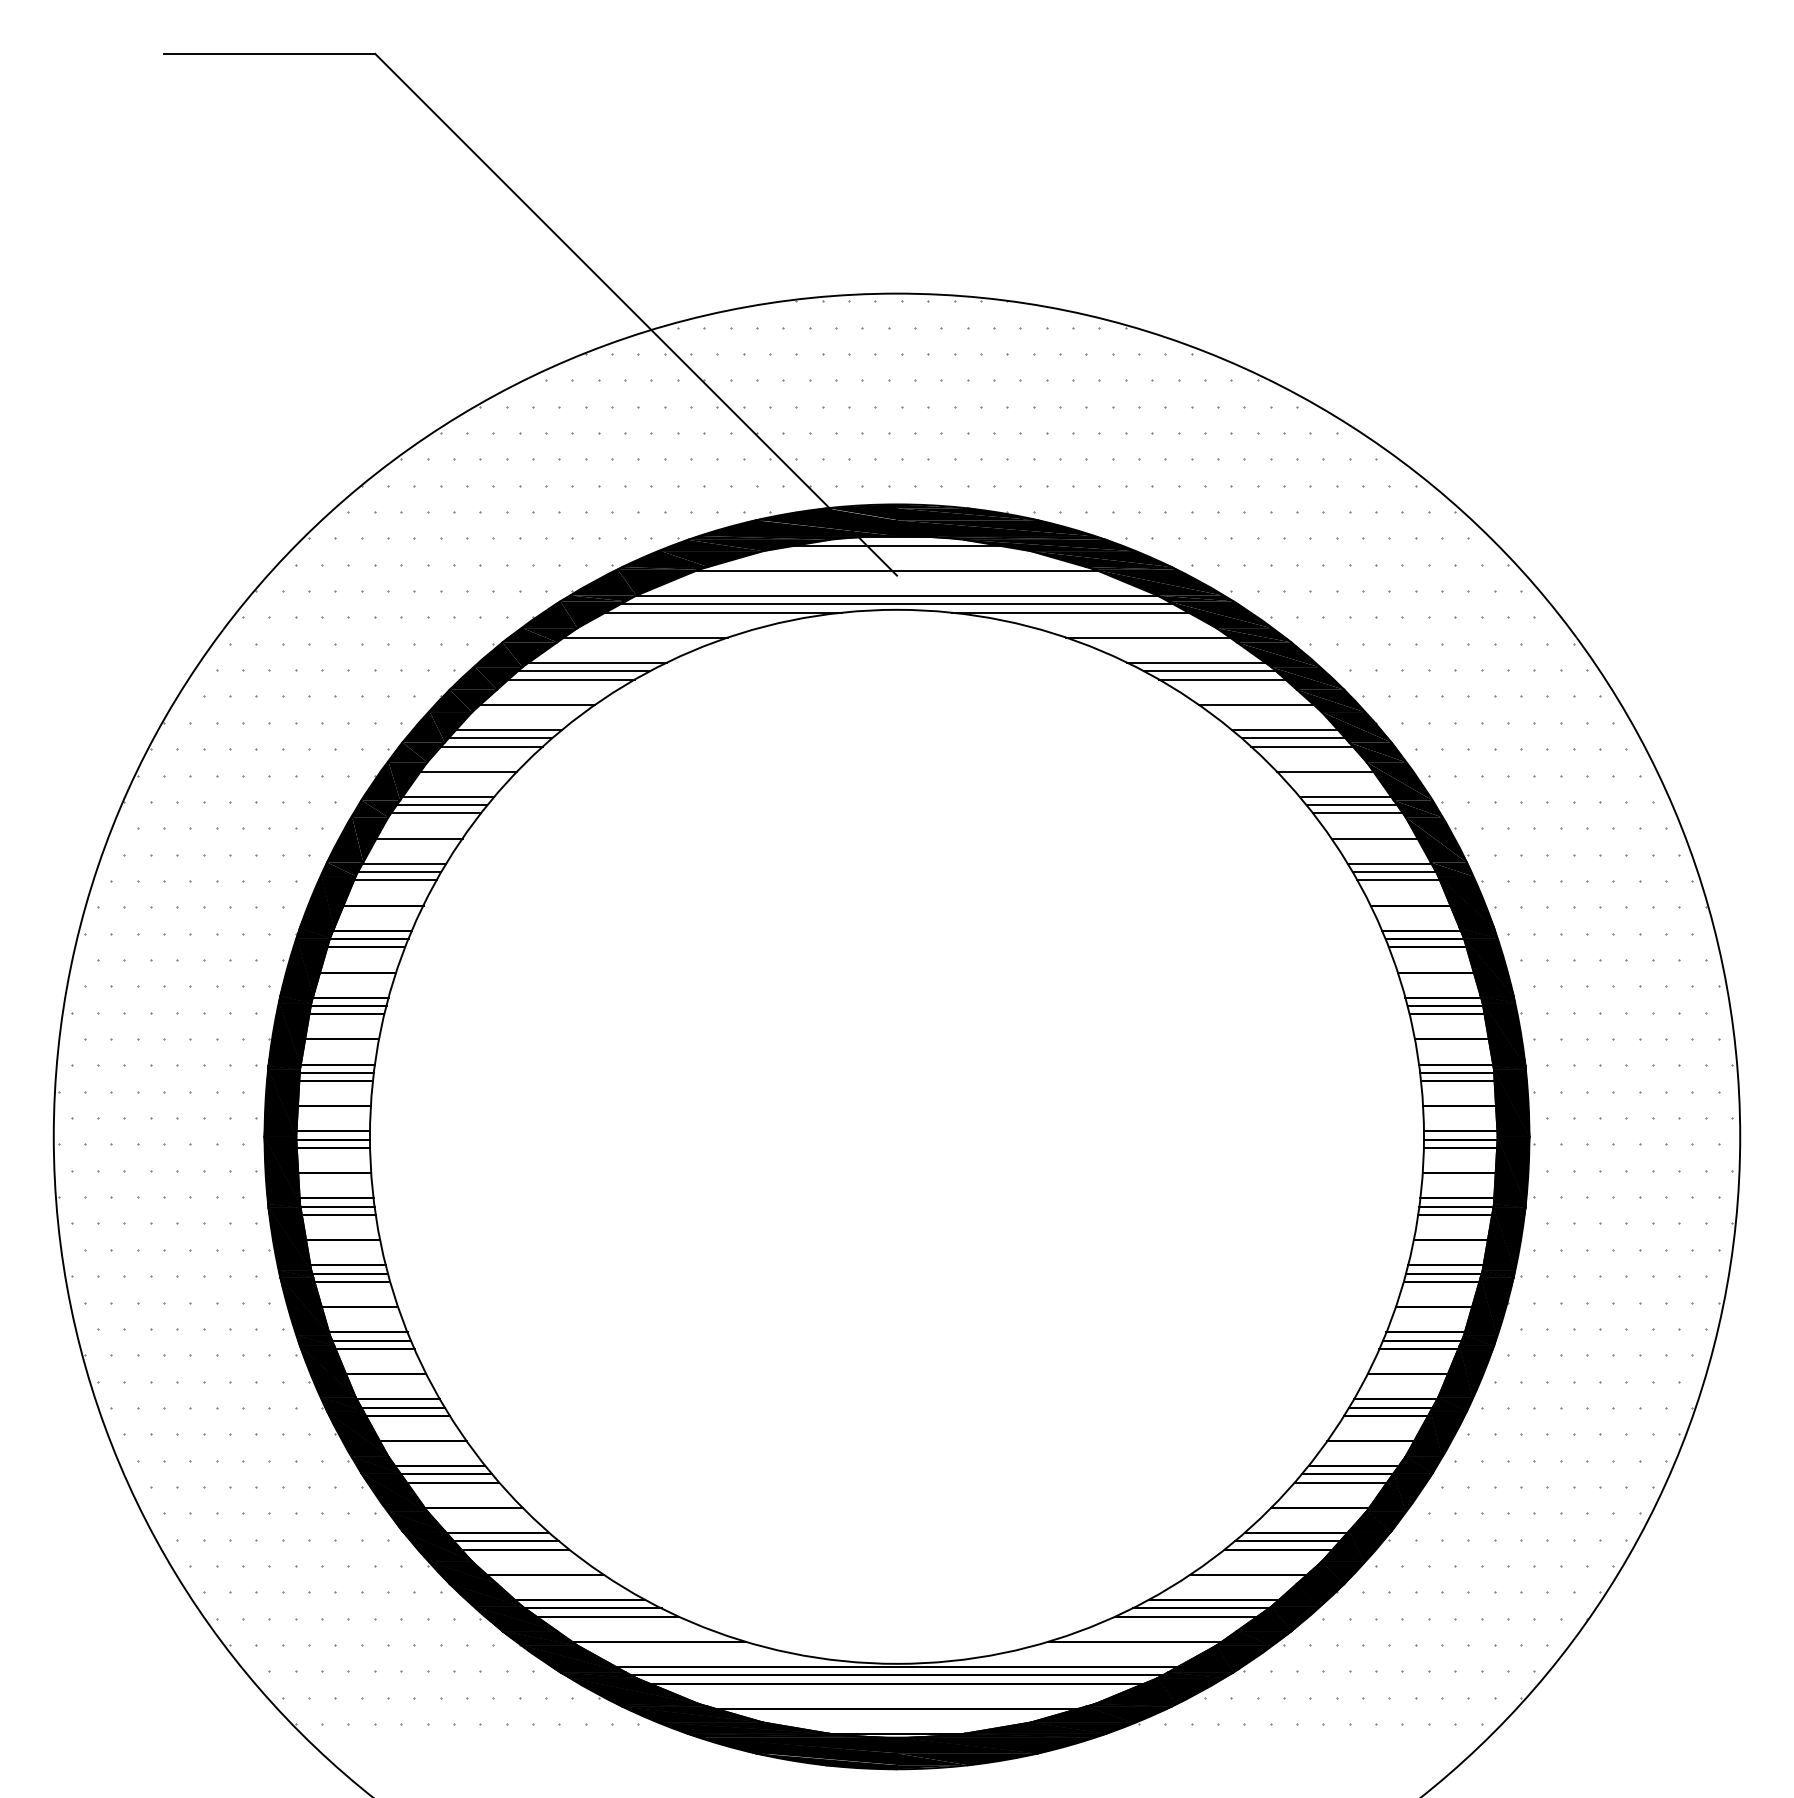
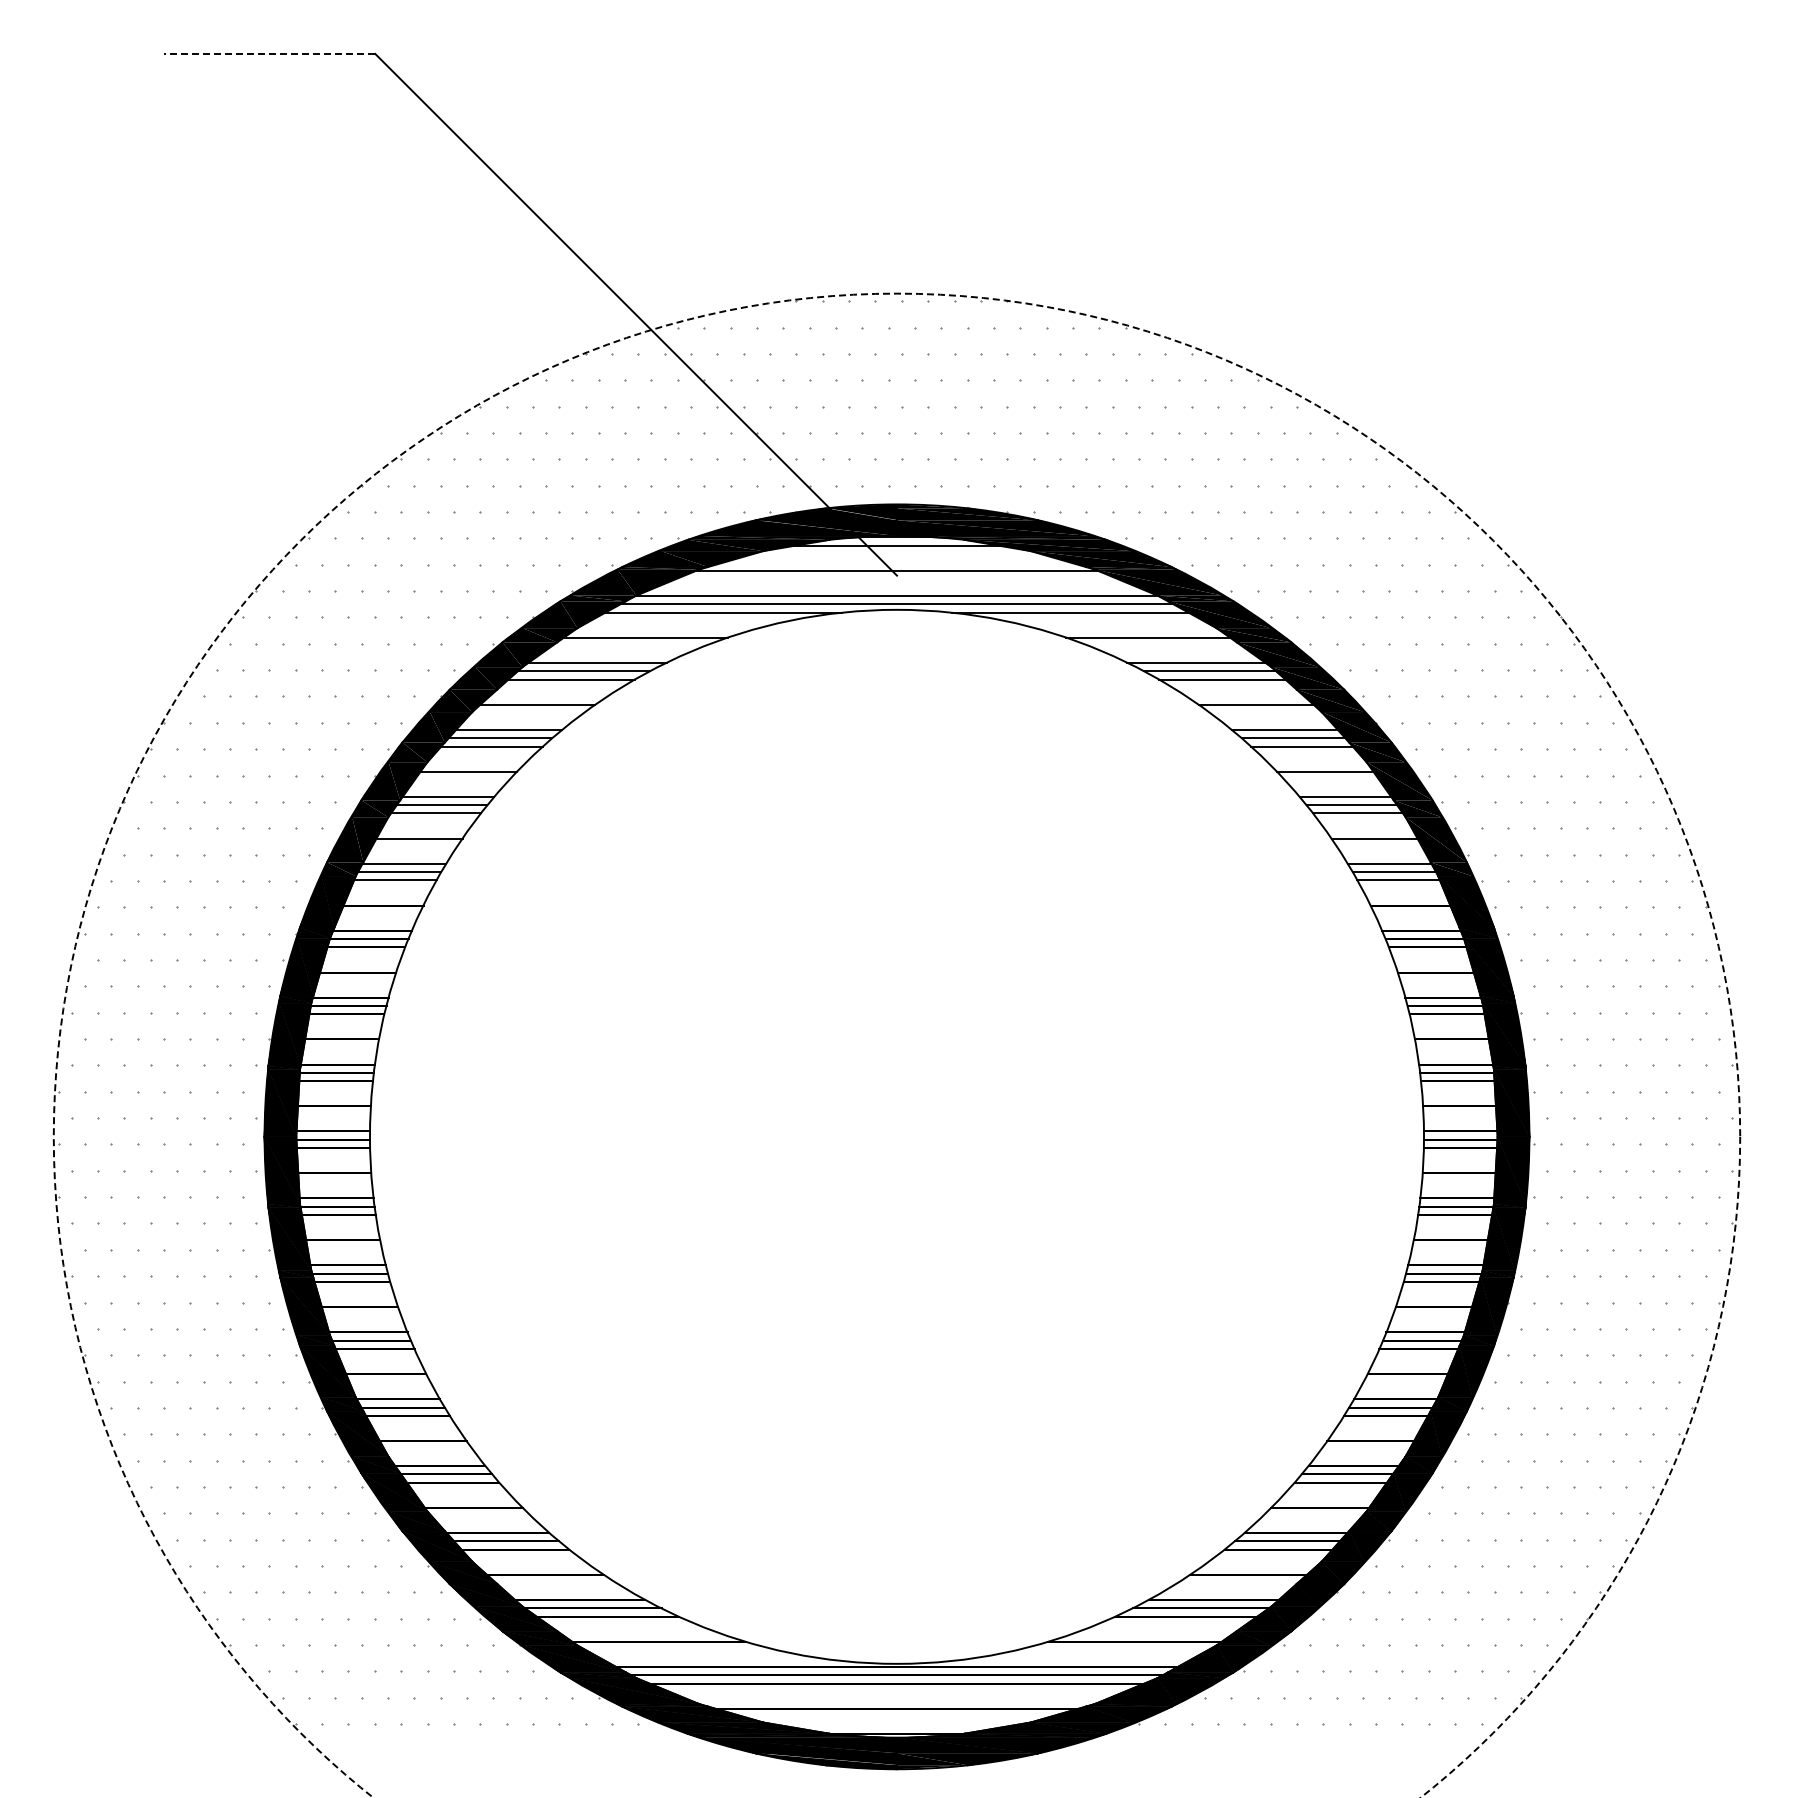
line: solid -> dashed (269, 53)
circle: solid -> dashed (896, 1045)
